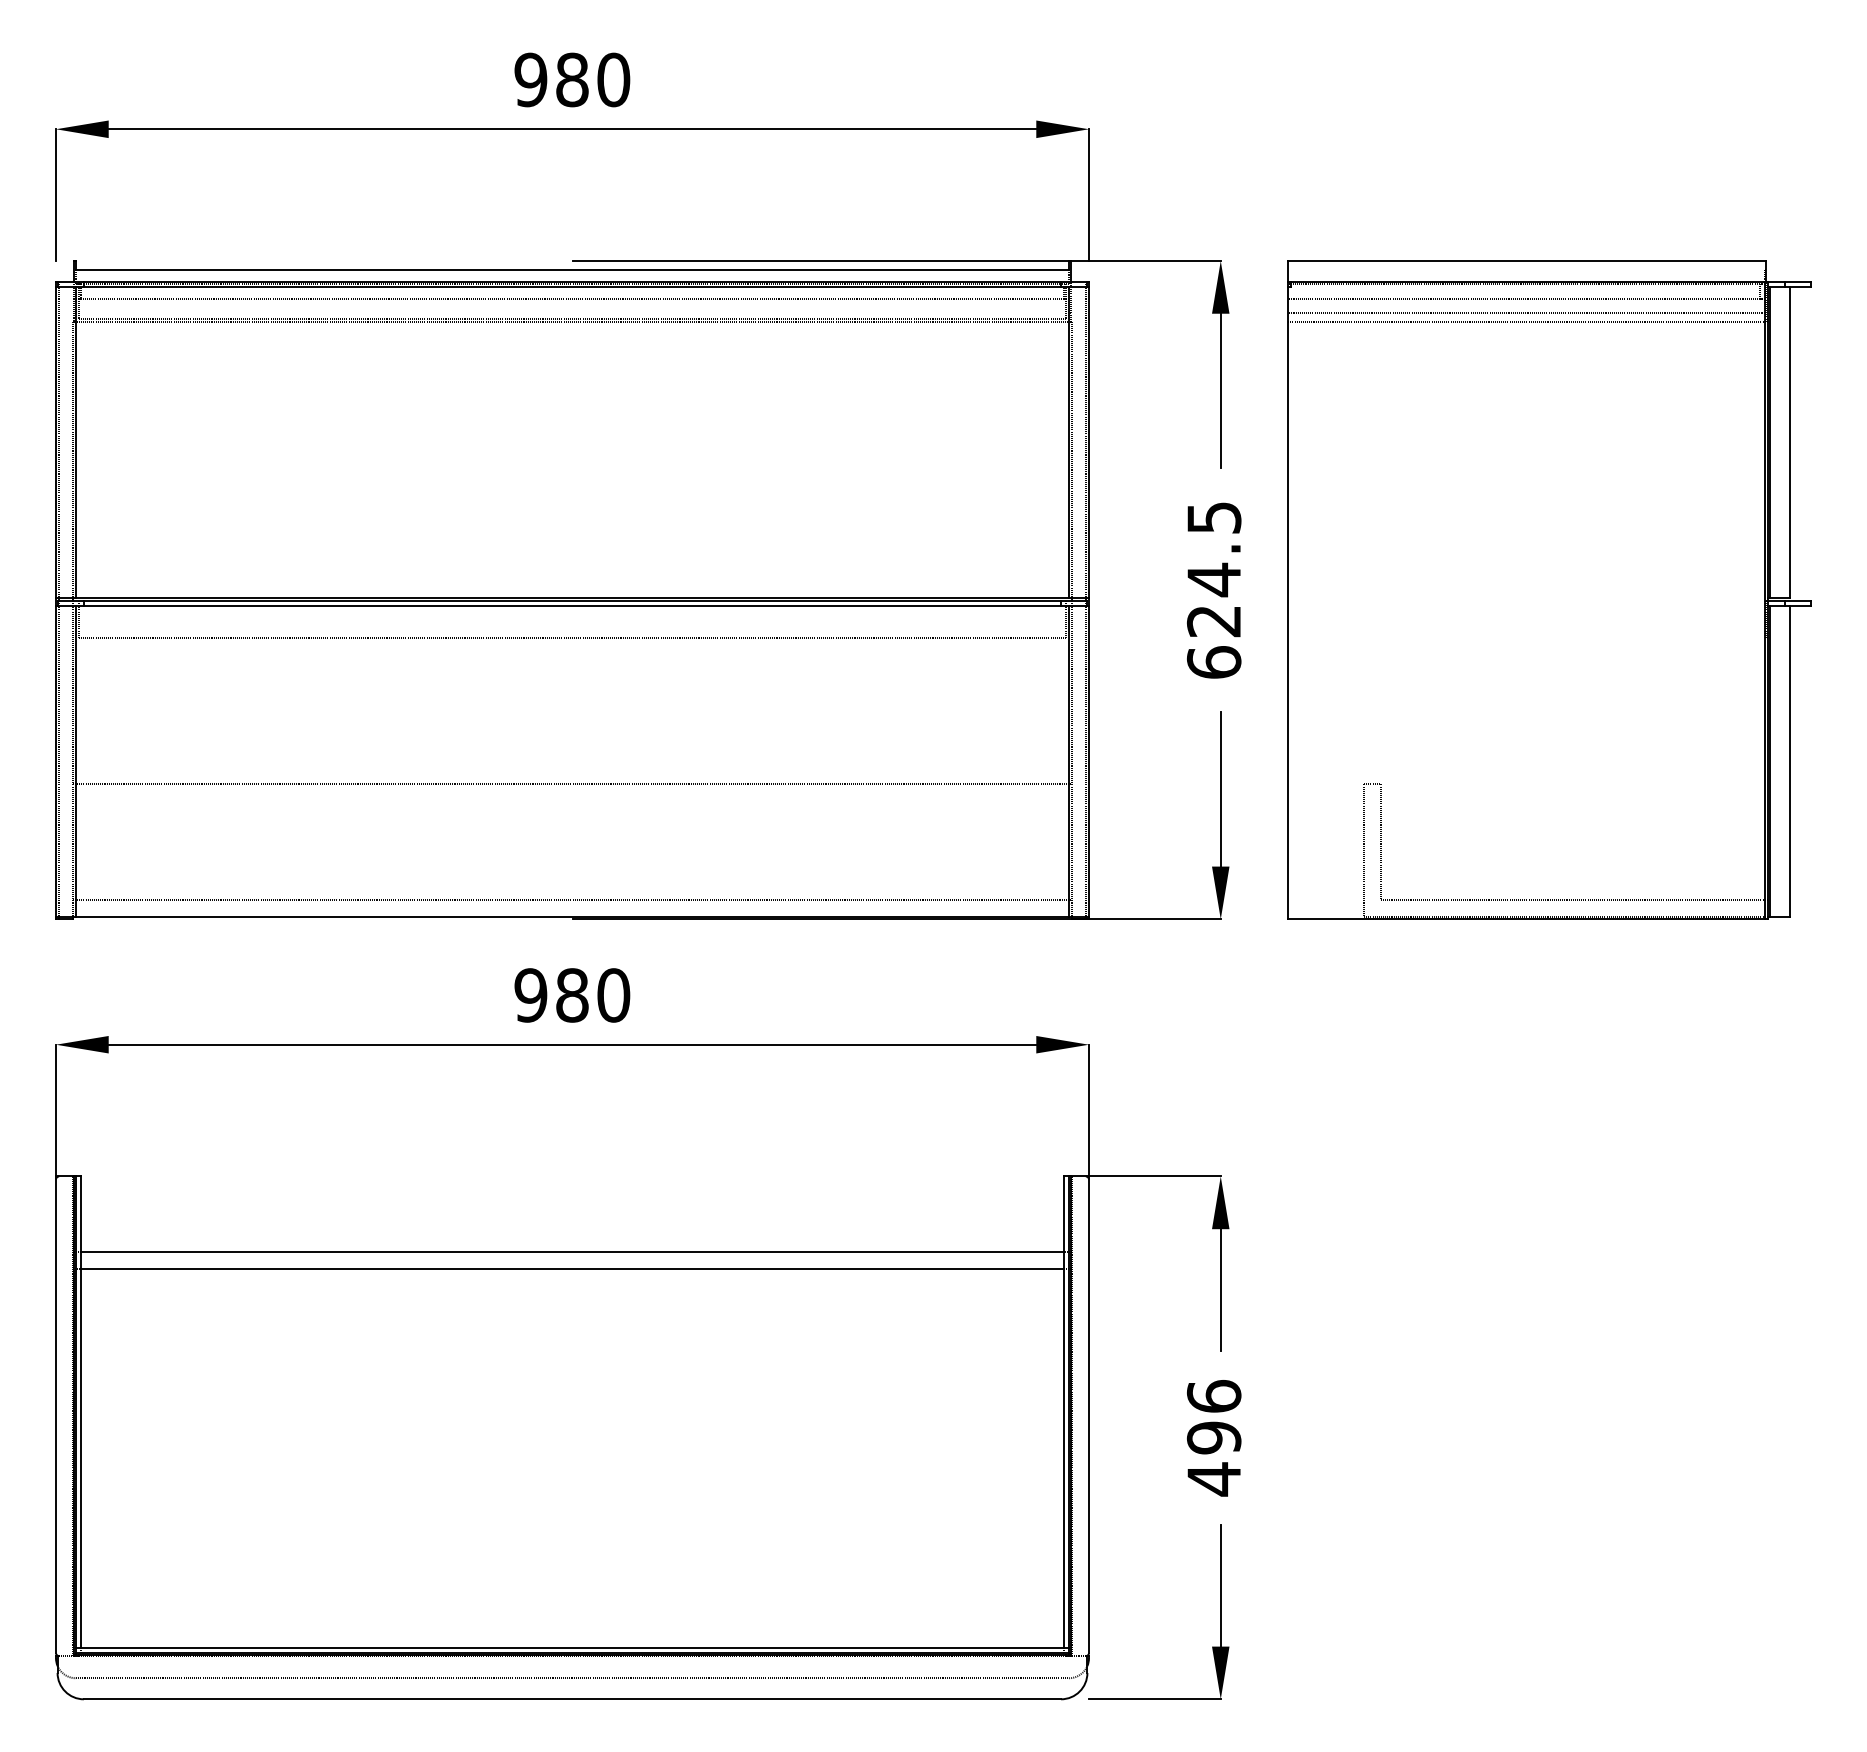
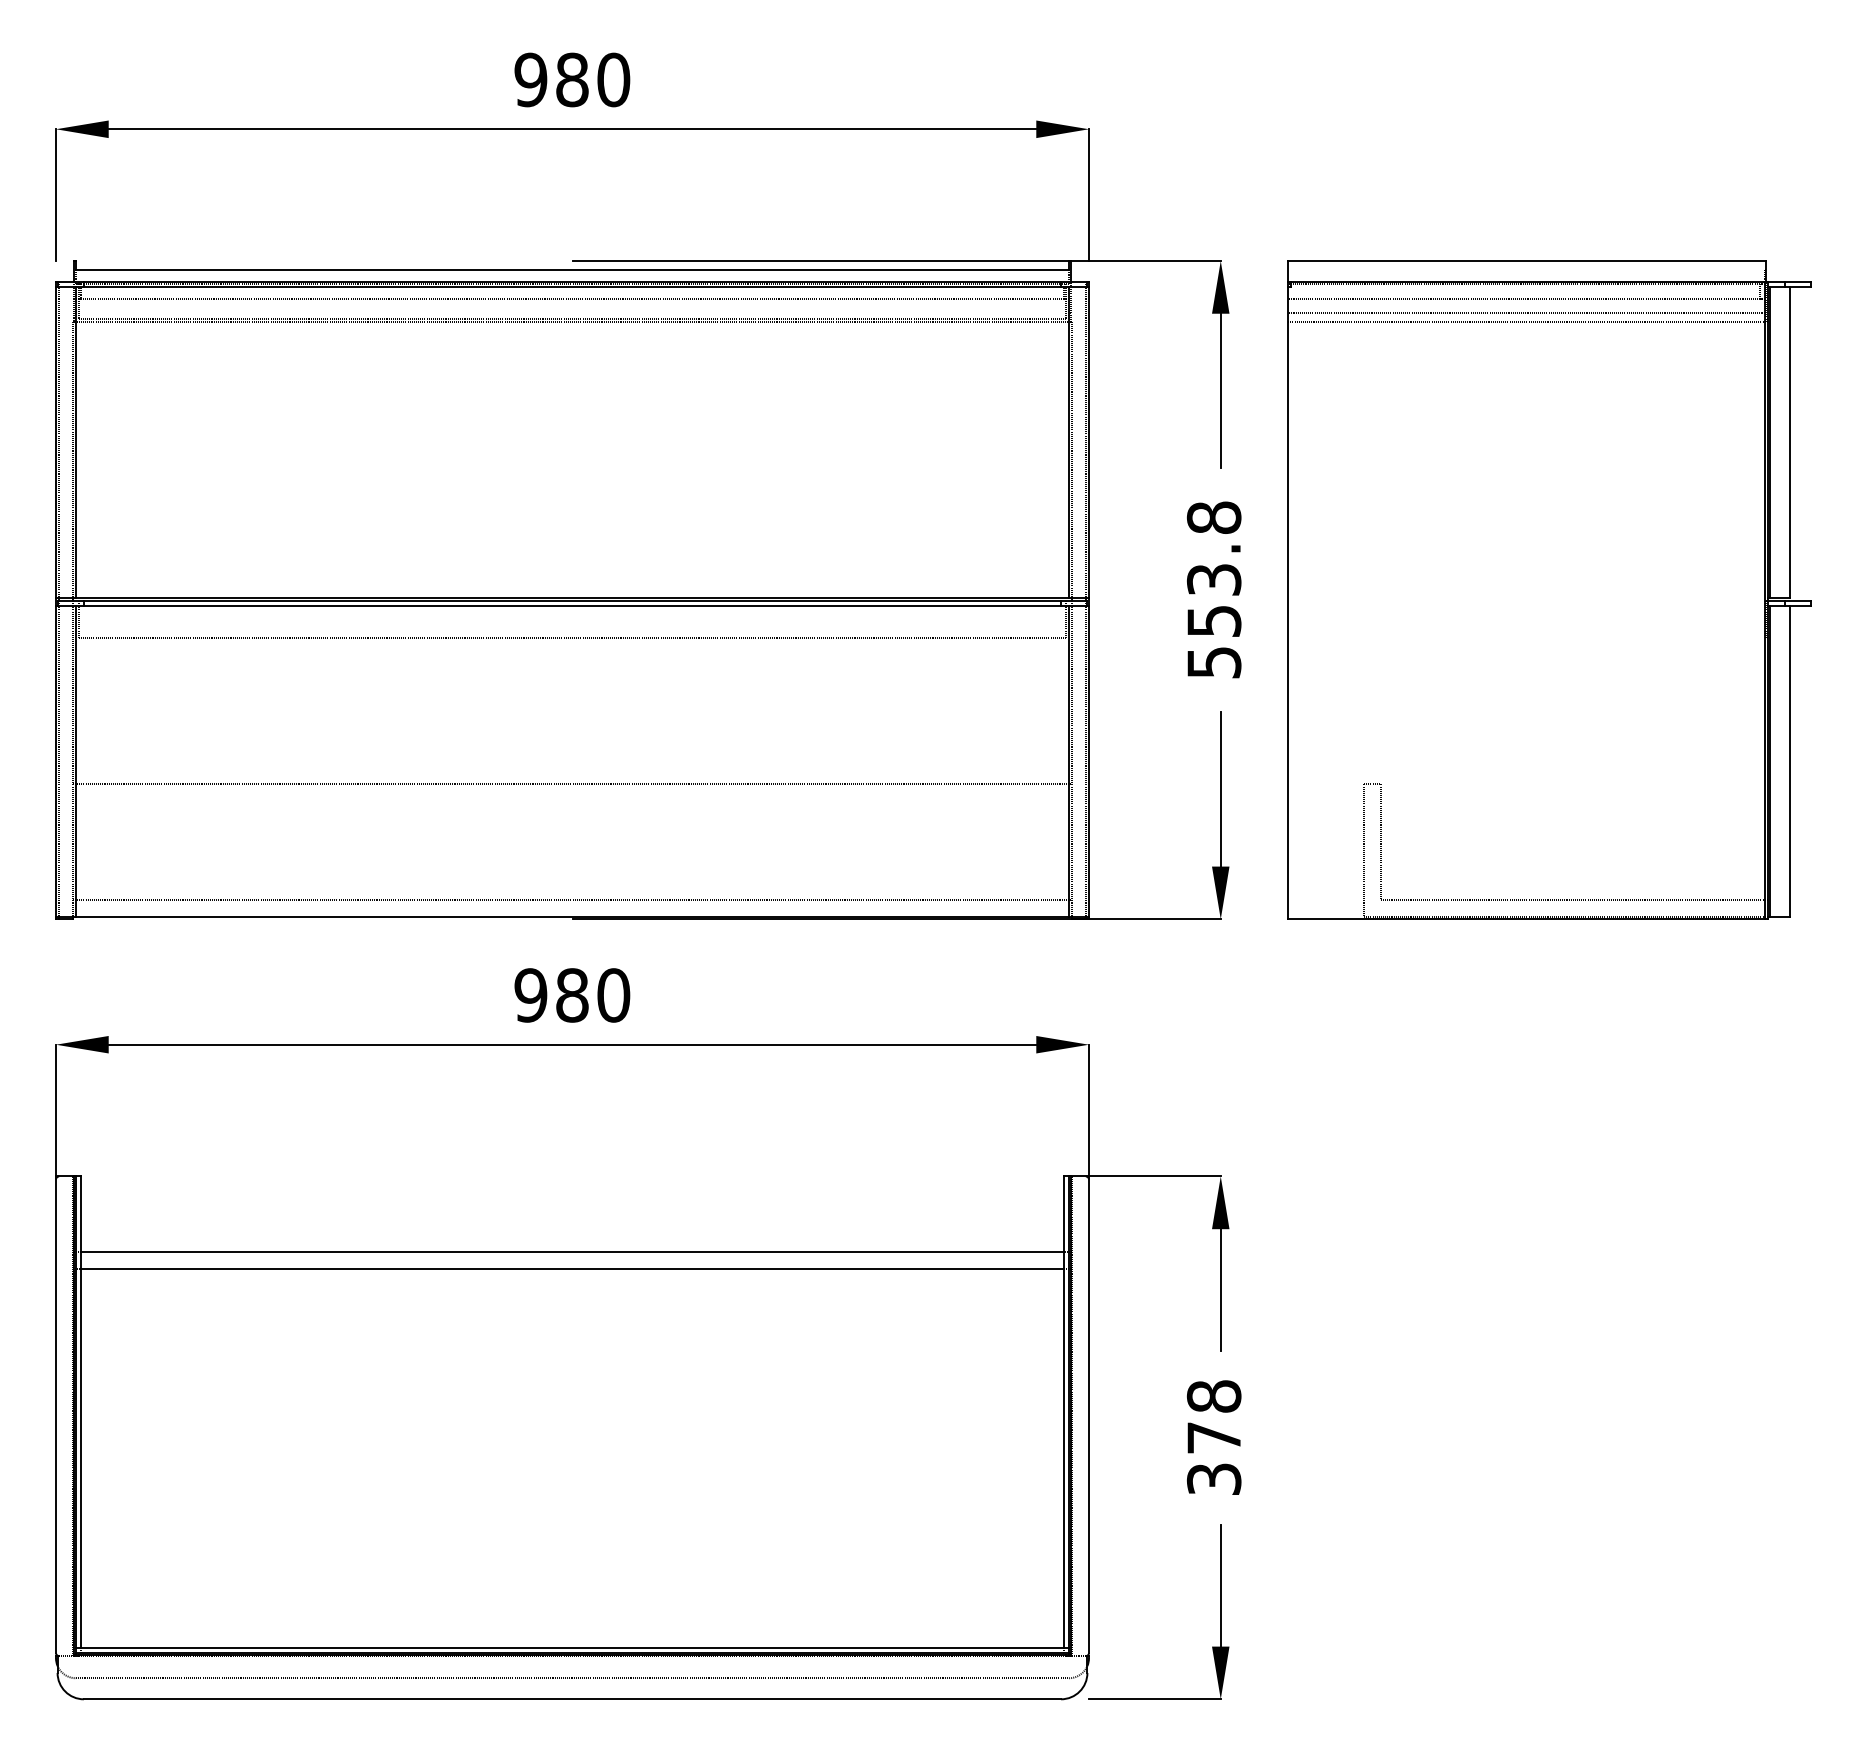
text: 624.5 -> 553.8 (1213, 589)
text: 496 -> 378 (1213, 1438)
